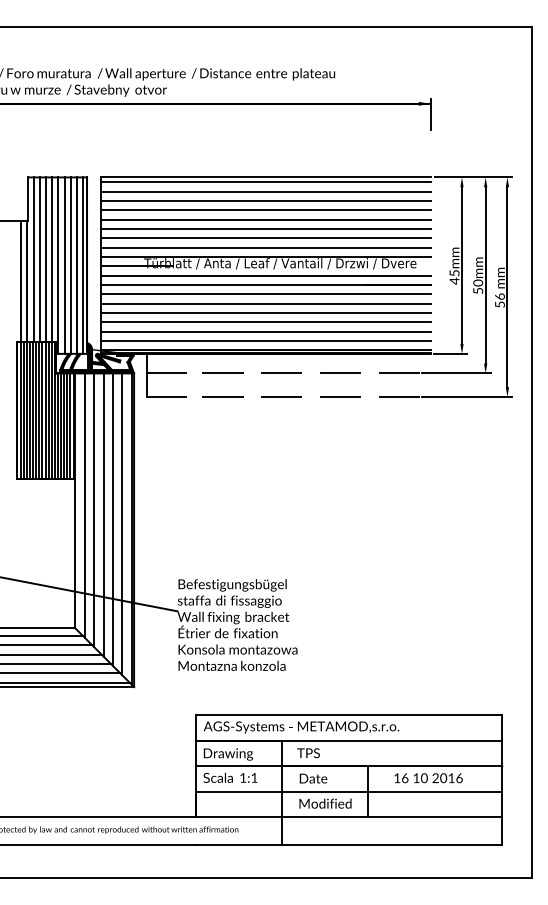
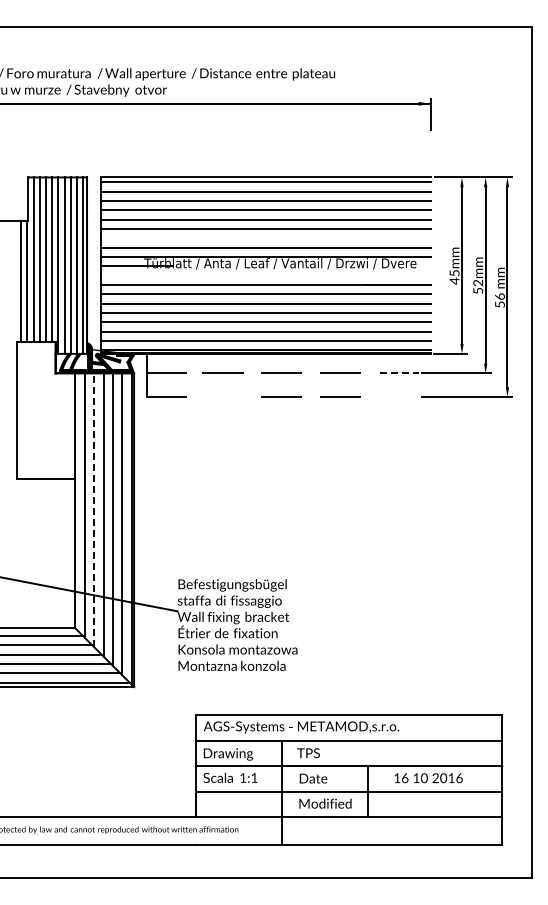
line: present -> none (265, 238)
line: present -> none (265, 275)
text: 50mm -> 52mm (479, 282)
line: solid -> dashed (399, 373)
line: present -> none (222, 396)
line: present -> none (398, 396)
hatch: present -> none (45, 410)
line: solid -> dashed (94, 510)
